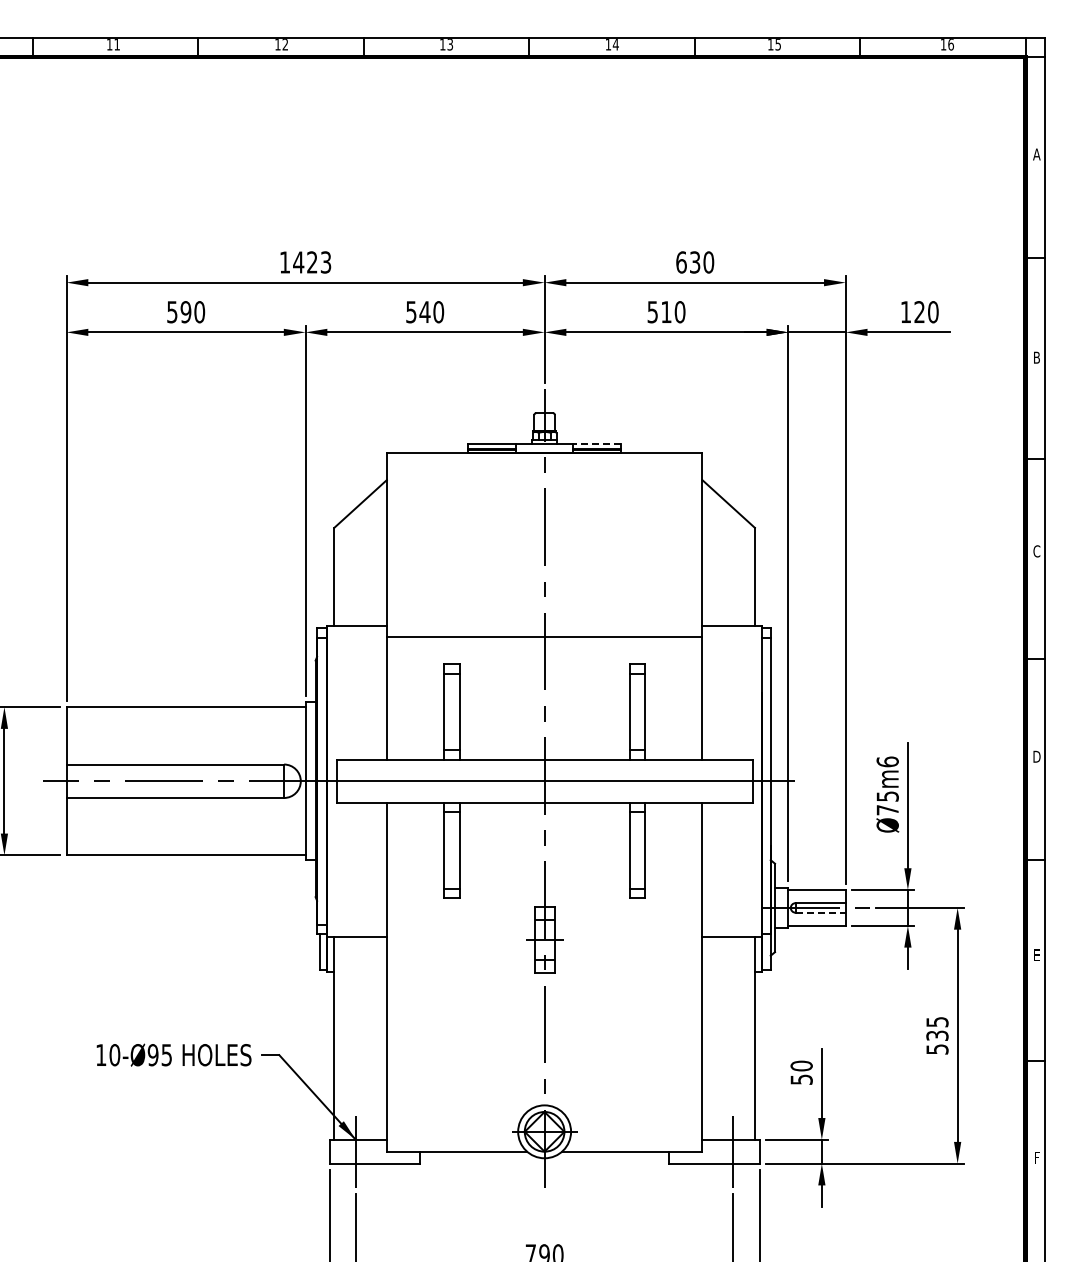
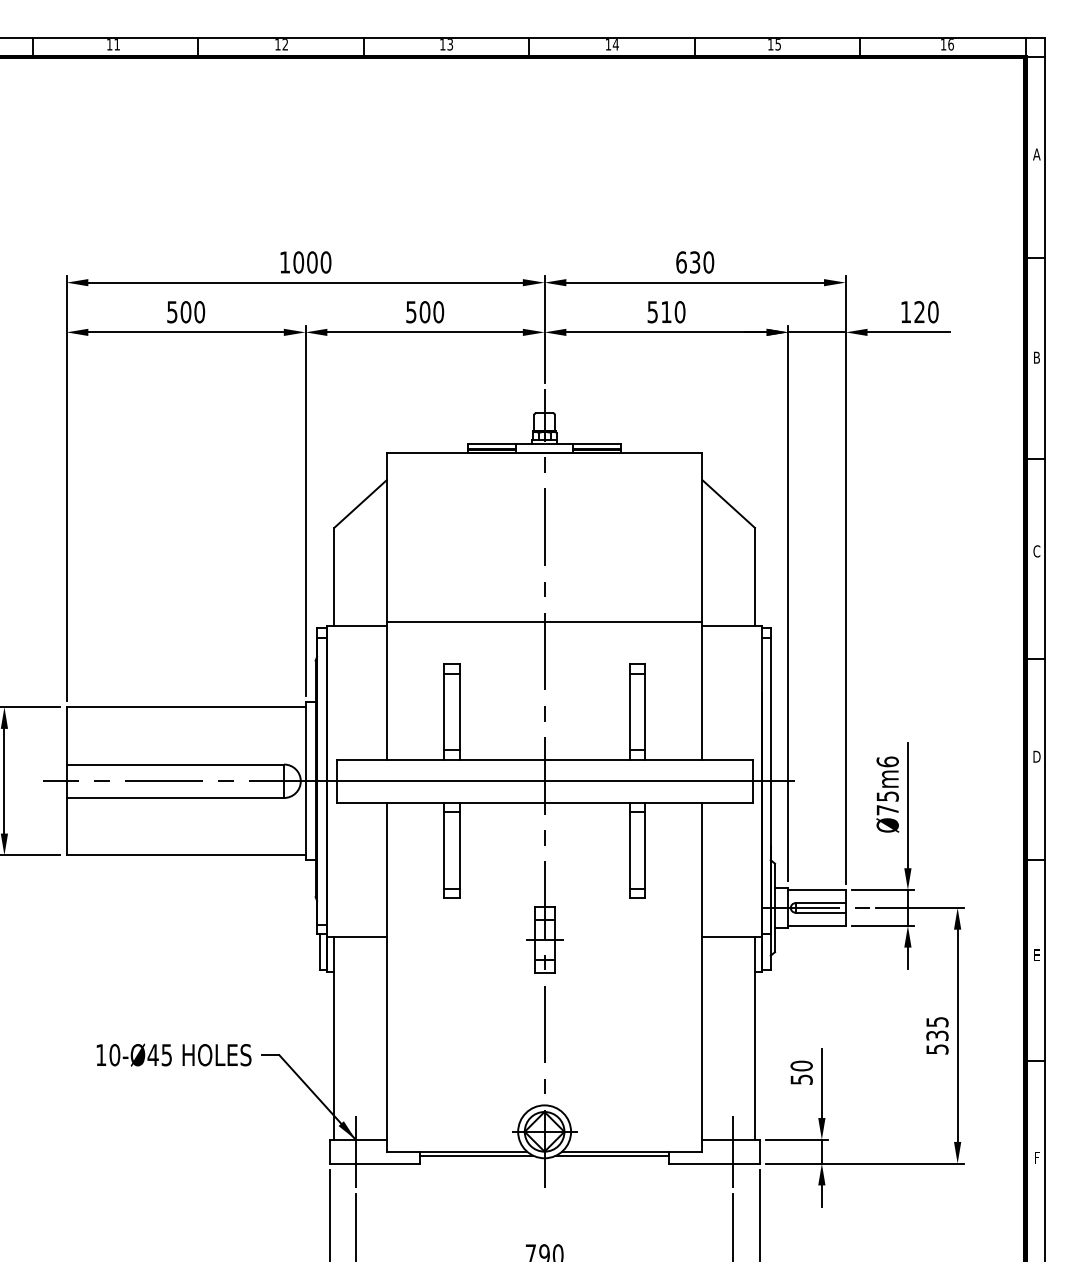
text: 1423 -> 1000 (312, 262)
text: 590 -> 500 (185, 312)
text: 540 -> 500 (424, 312)
line: dashed -> solid (596, 444)
line position: (544, 636) -> (544, 621) (544, 621)
line: dashed -> solid (821, 912)
text: 10-Ø95 -> 10-Ø45 (152, 1055)
line: none -> present (476, 1155)
line: none -> present (612, 1155)
